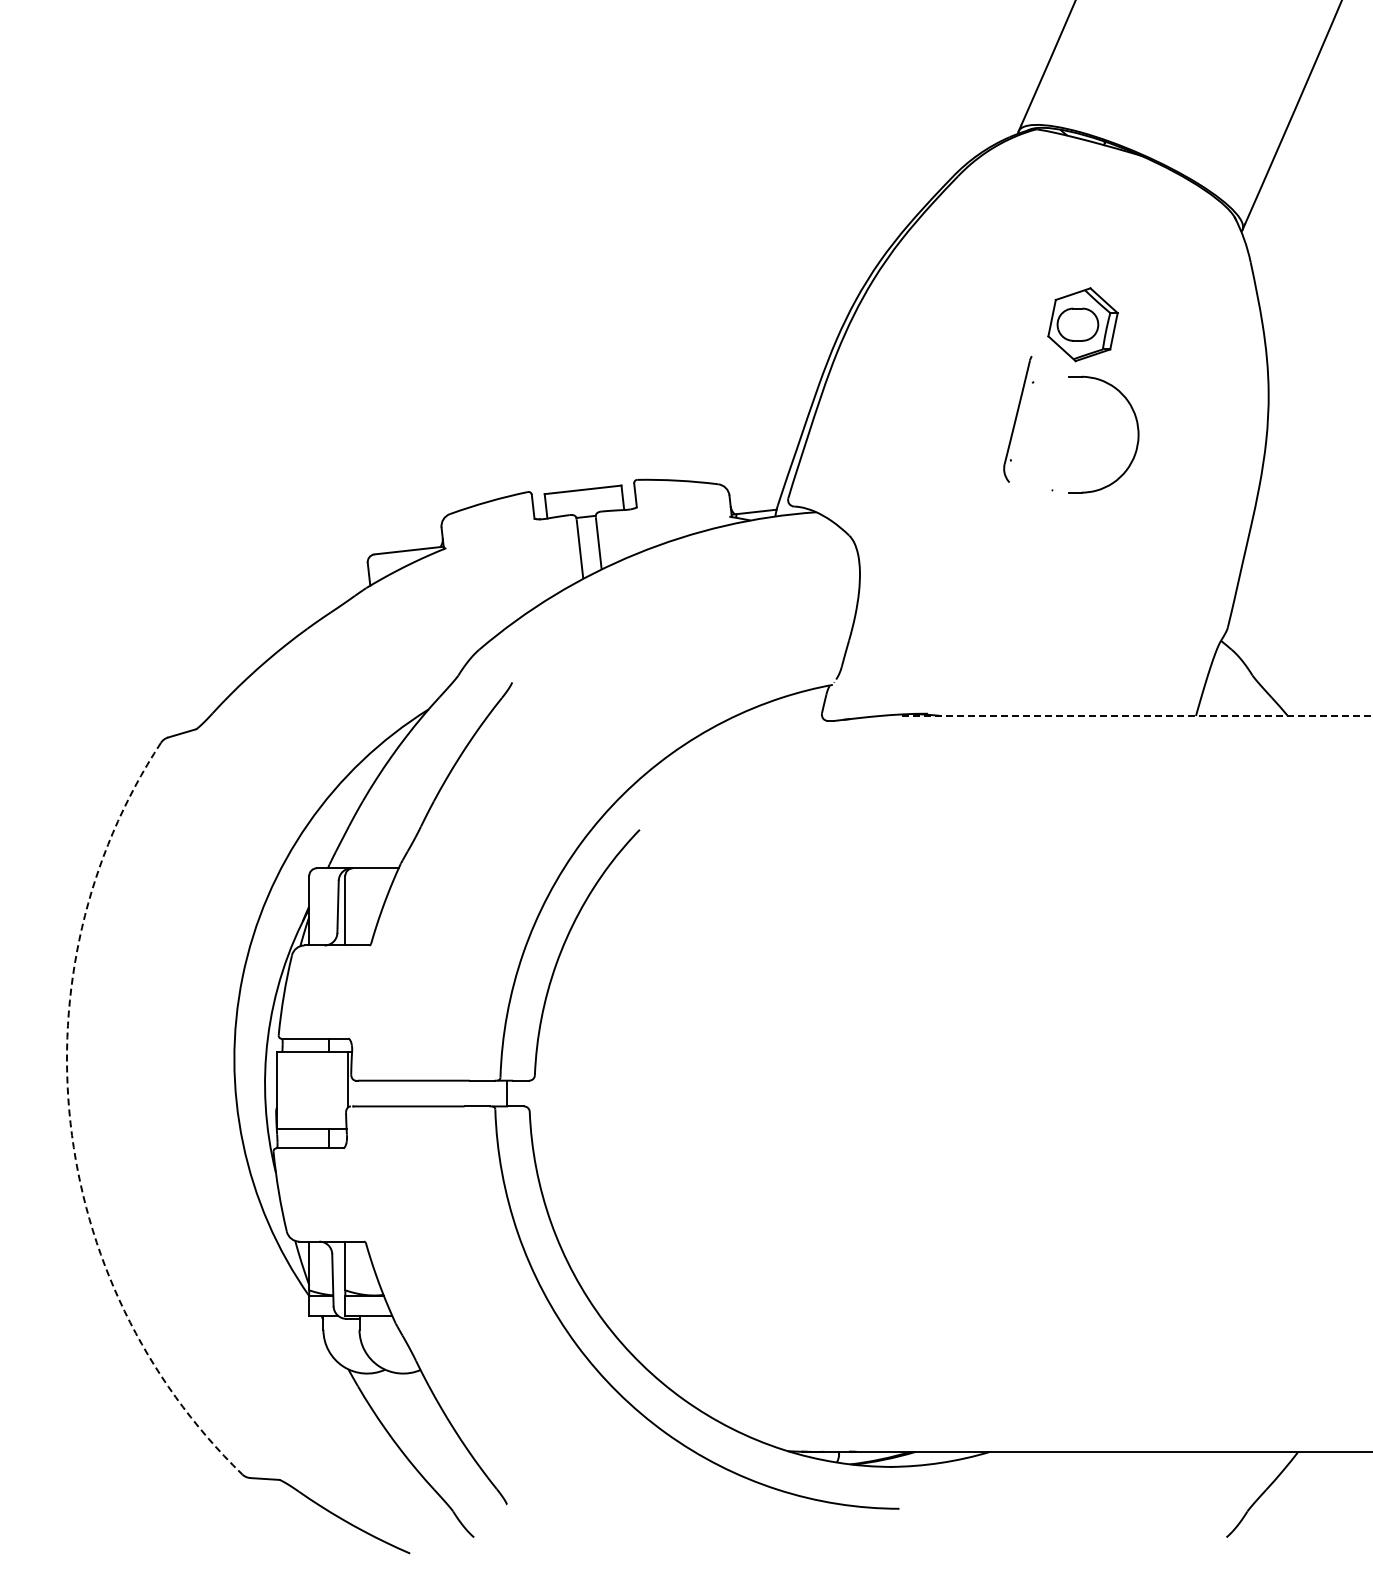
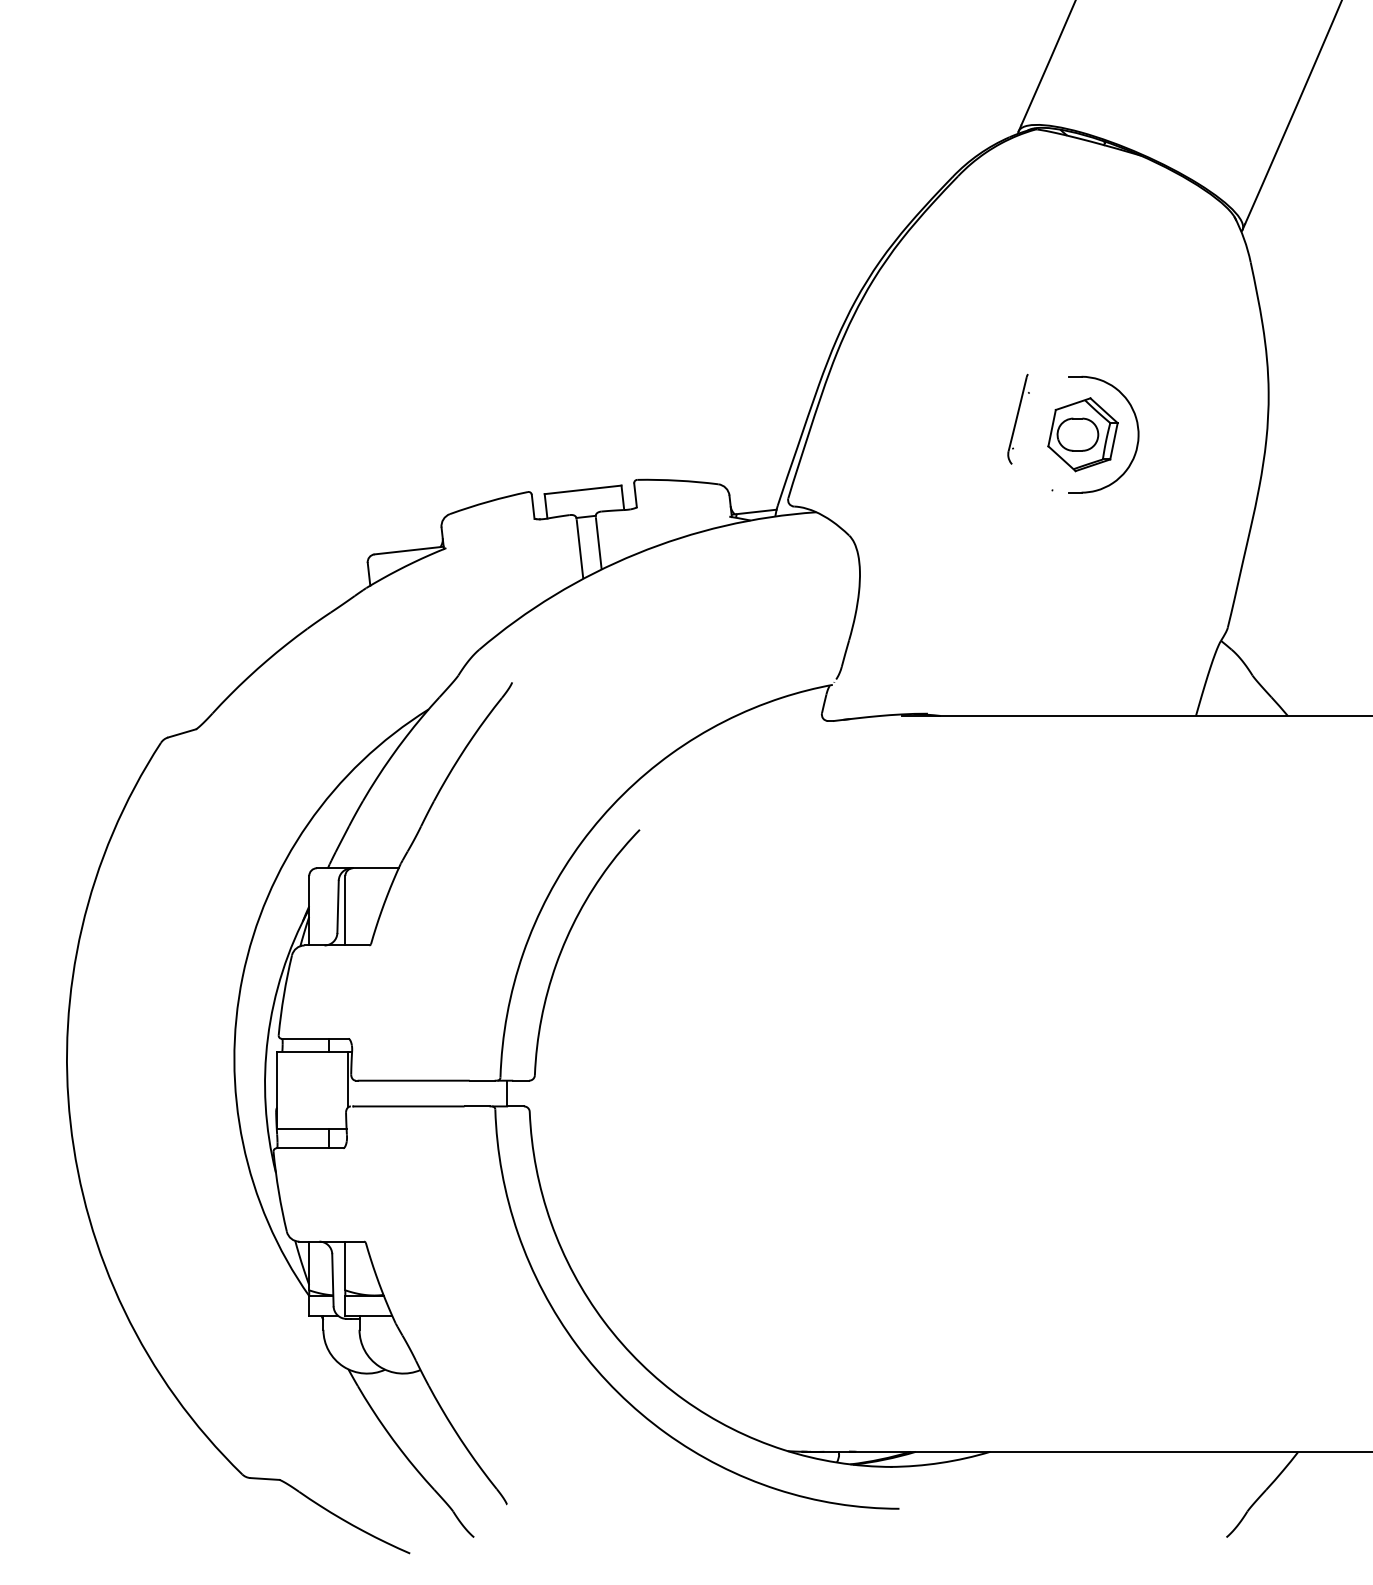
part position: (1082, 324) -> (1082, 434) (1082, 434)
part size: 32x127 px -> 23x92 px (1018, 418)
line: dashed -> solid (1137, 716)
arc: dashed -> solid (70, 1123)
